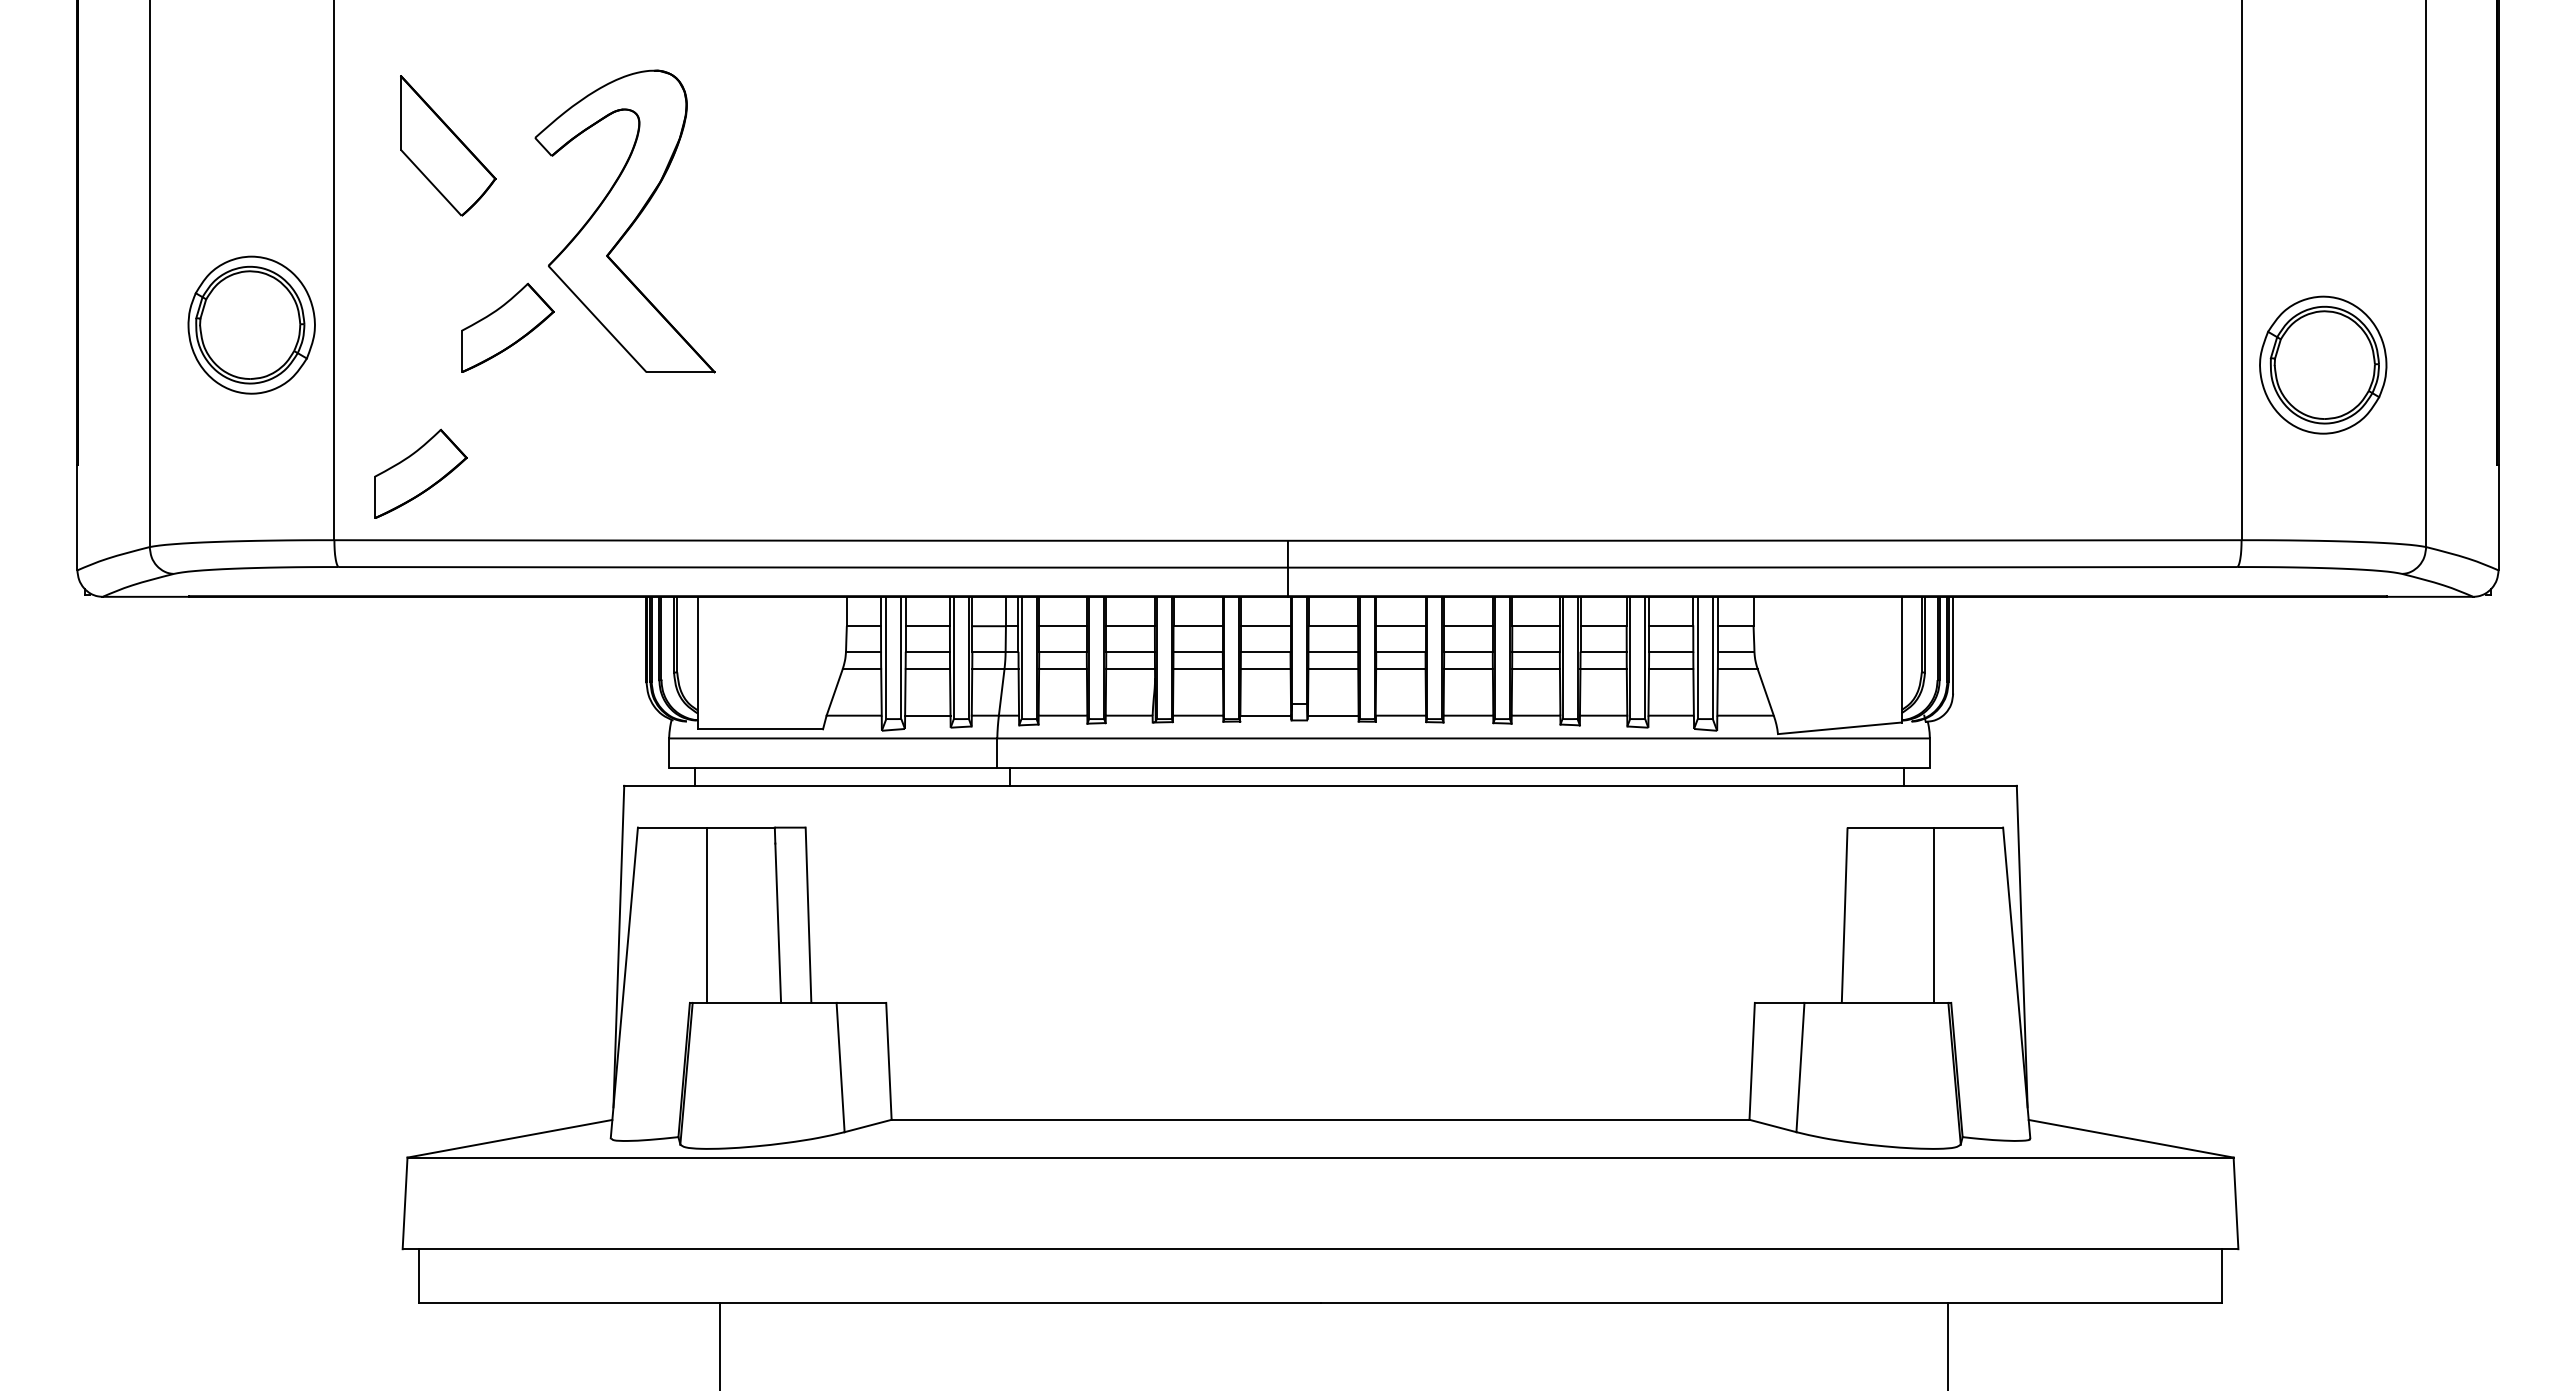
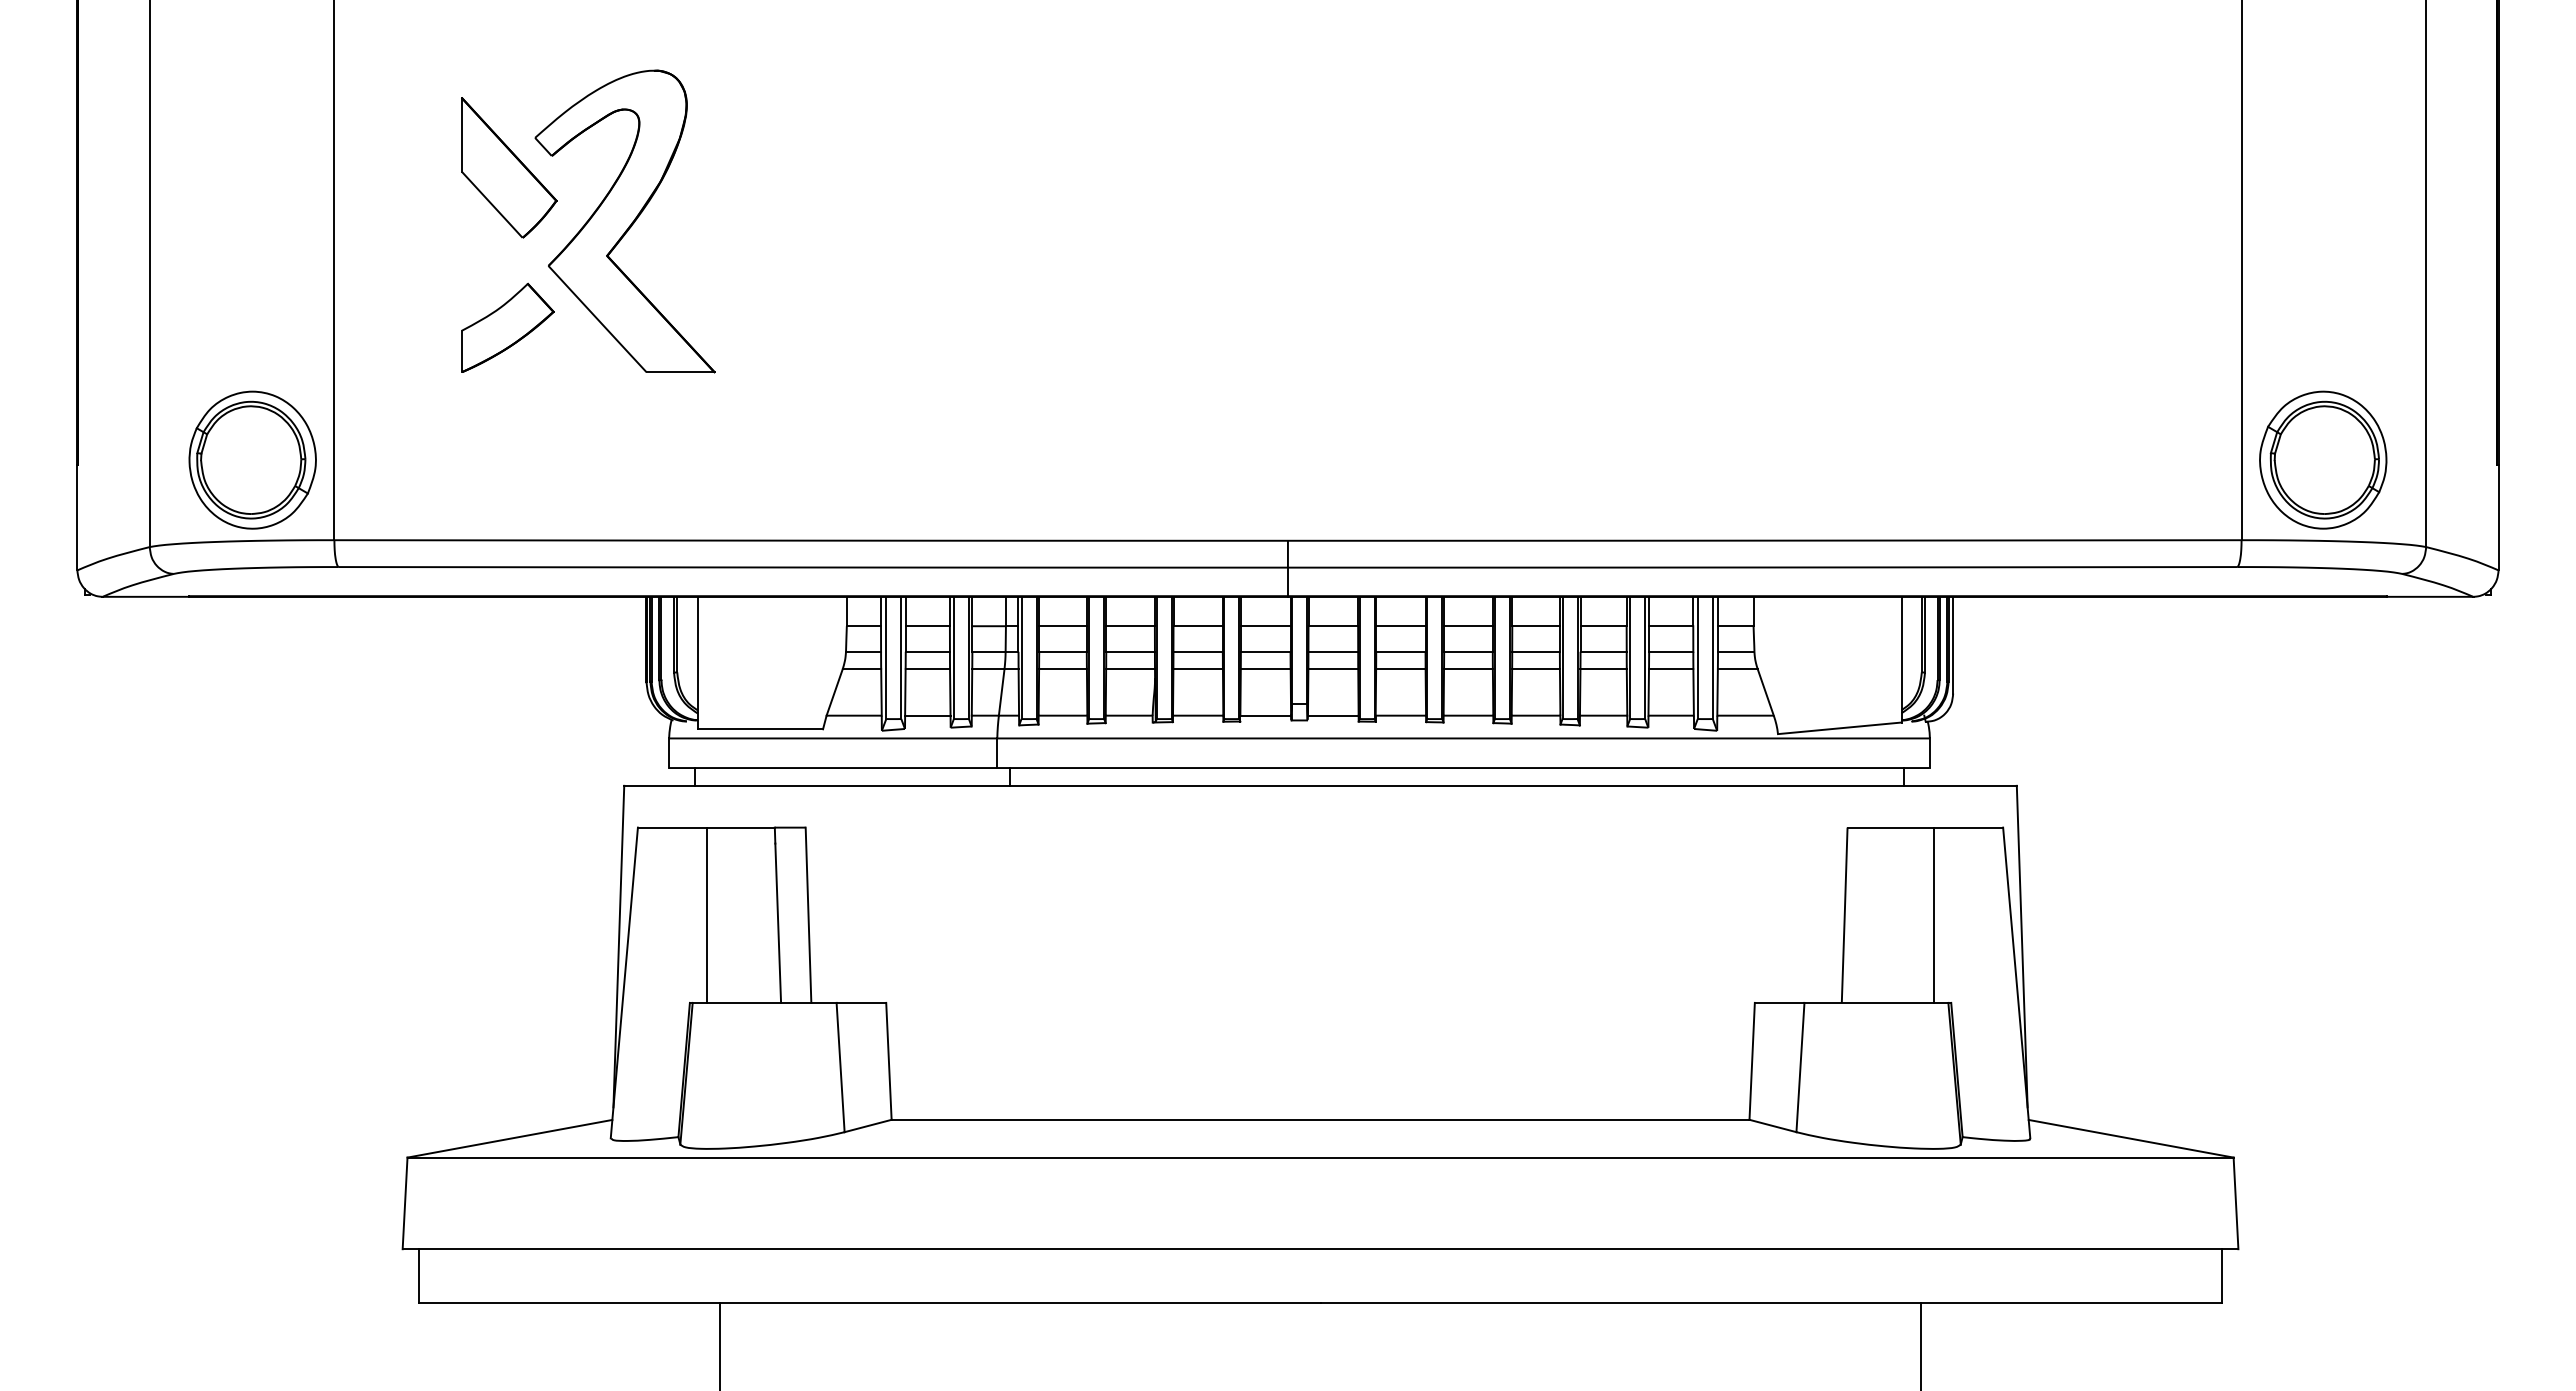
part position: (448, 145) -> (509, 167) (509, 167)
part position: (251, 324) -> (252, 459) (252, 459)
part position: (2323, 364) -> (2323, 459) (2323, 459)
part: present -> none (420, 473)
line position: (1947, 1345) -> (1920, 1345) (1920, 1345)
